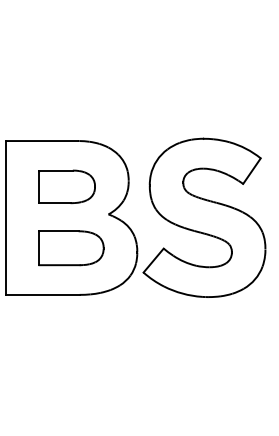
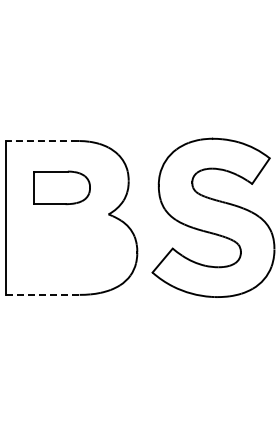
line: solid -> dashed (42, 141)
part position: (66, 186) -> (61, 187) (61, 187)
part position: (204, 217) -> (213, 217) (213, 217)
part: present -> none (71, 248)
line: solid -> dashed (43, 294)
